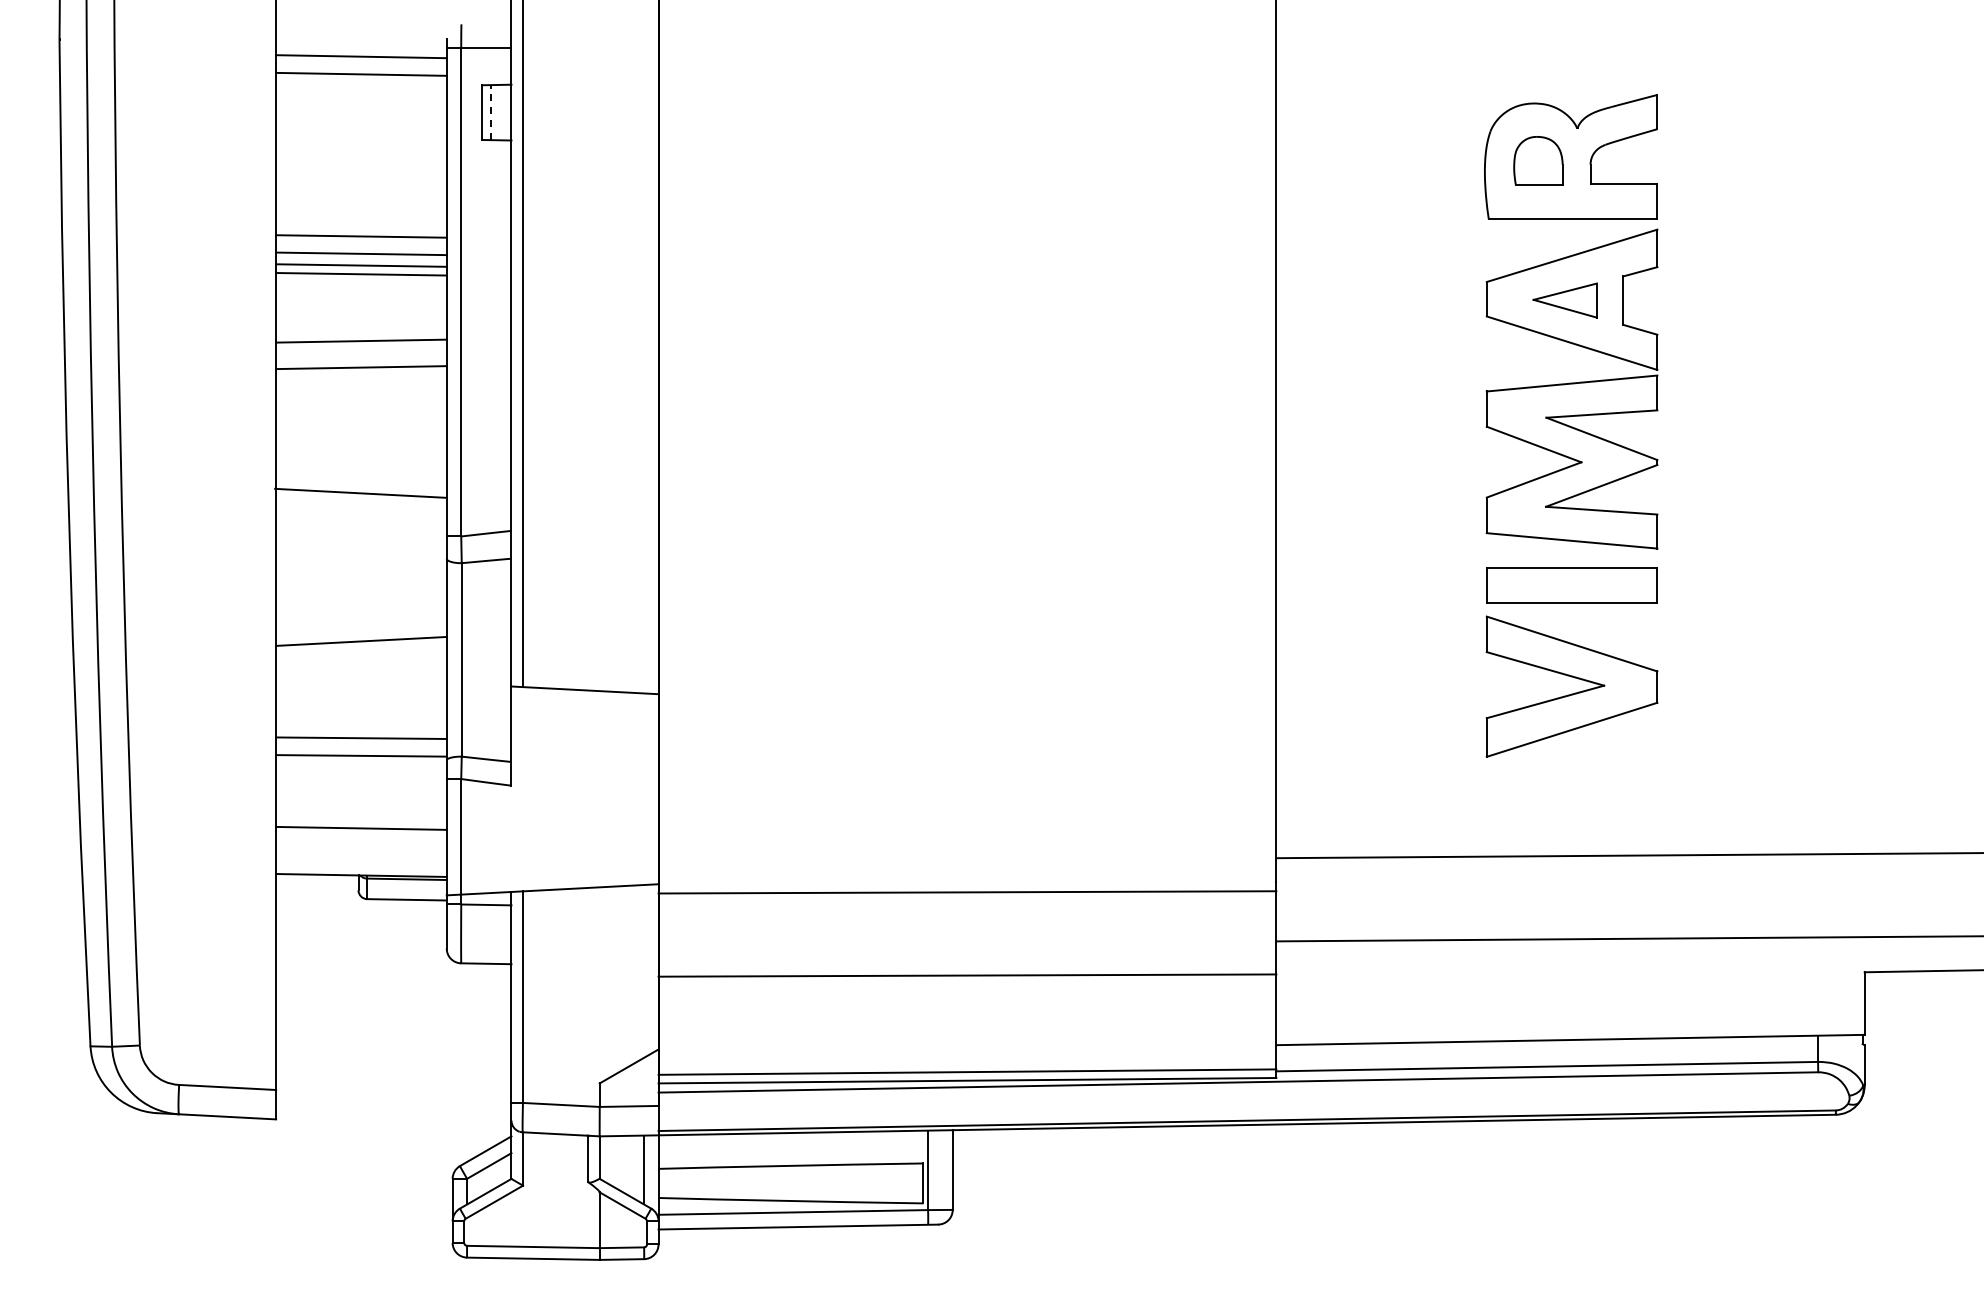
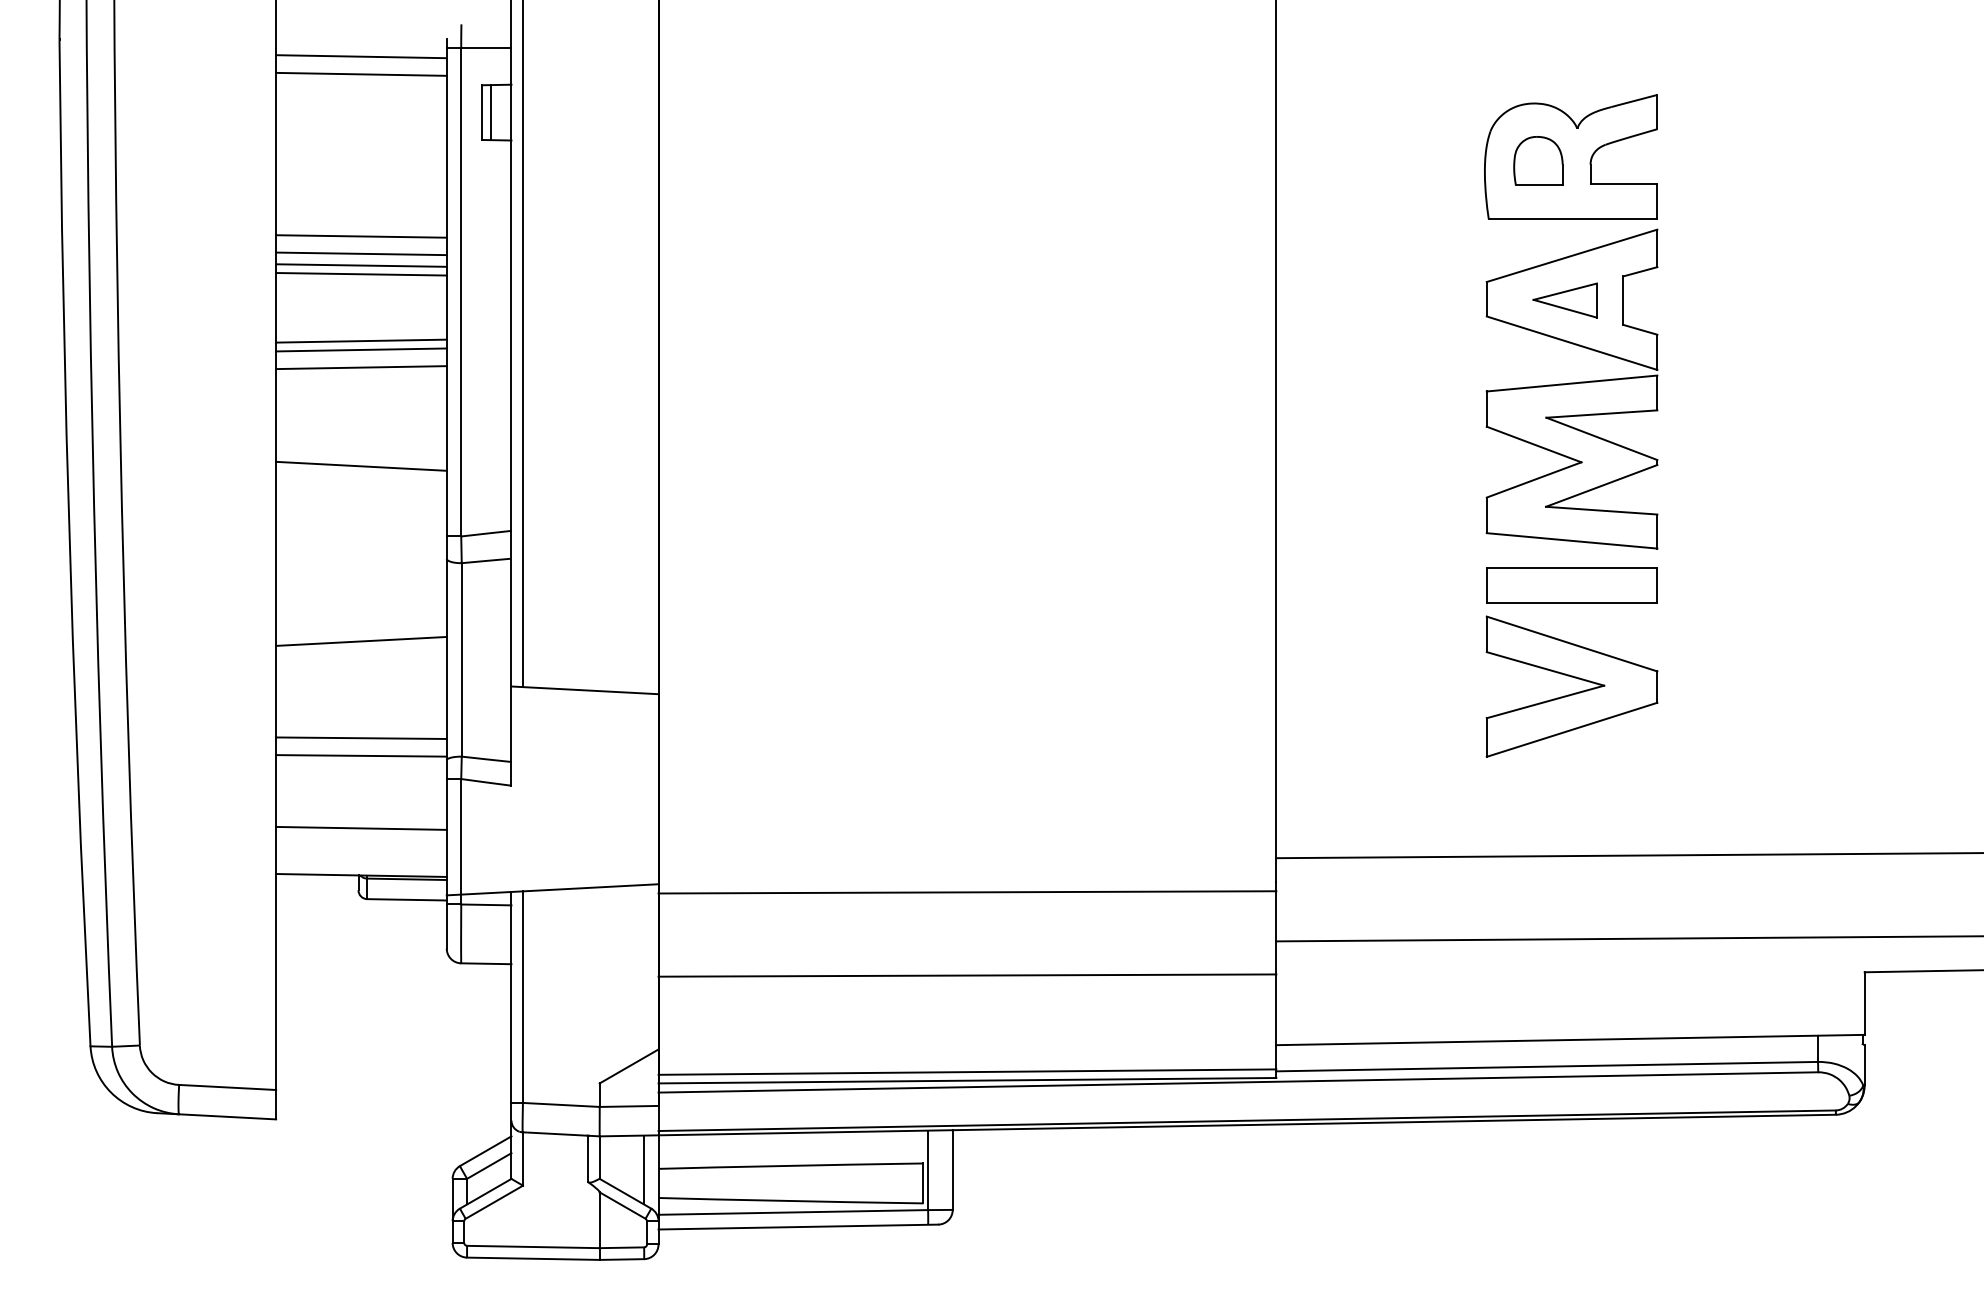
line: dashed -> solid (490, 112)
line: none -> present (361, 349)
line position: (360, 492) -> (361, 465) (361, 465)
